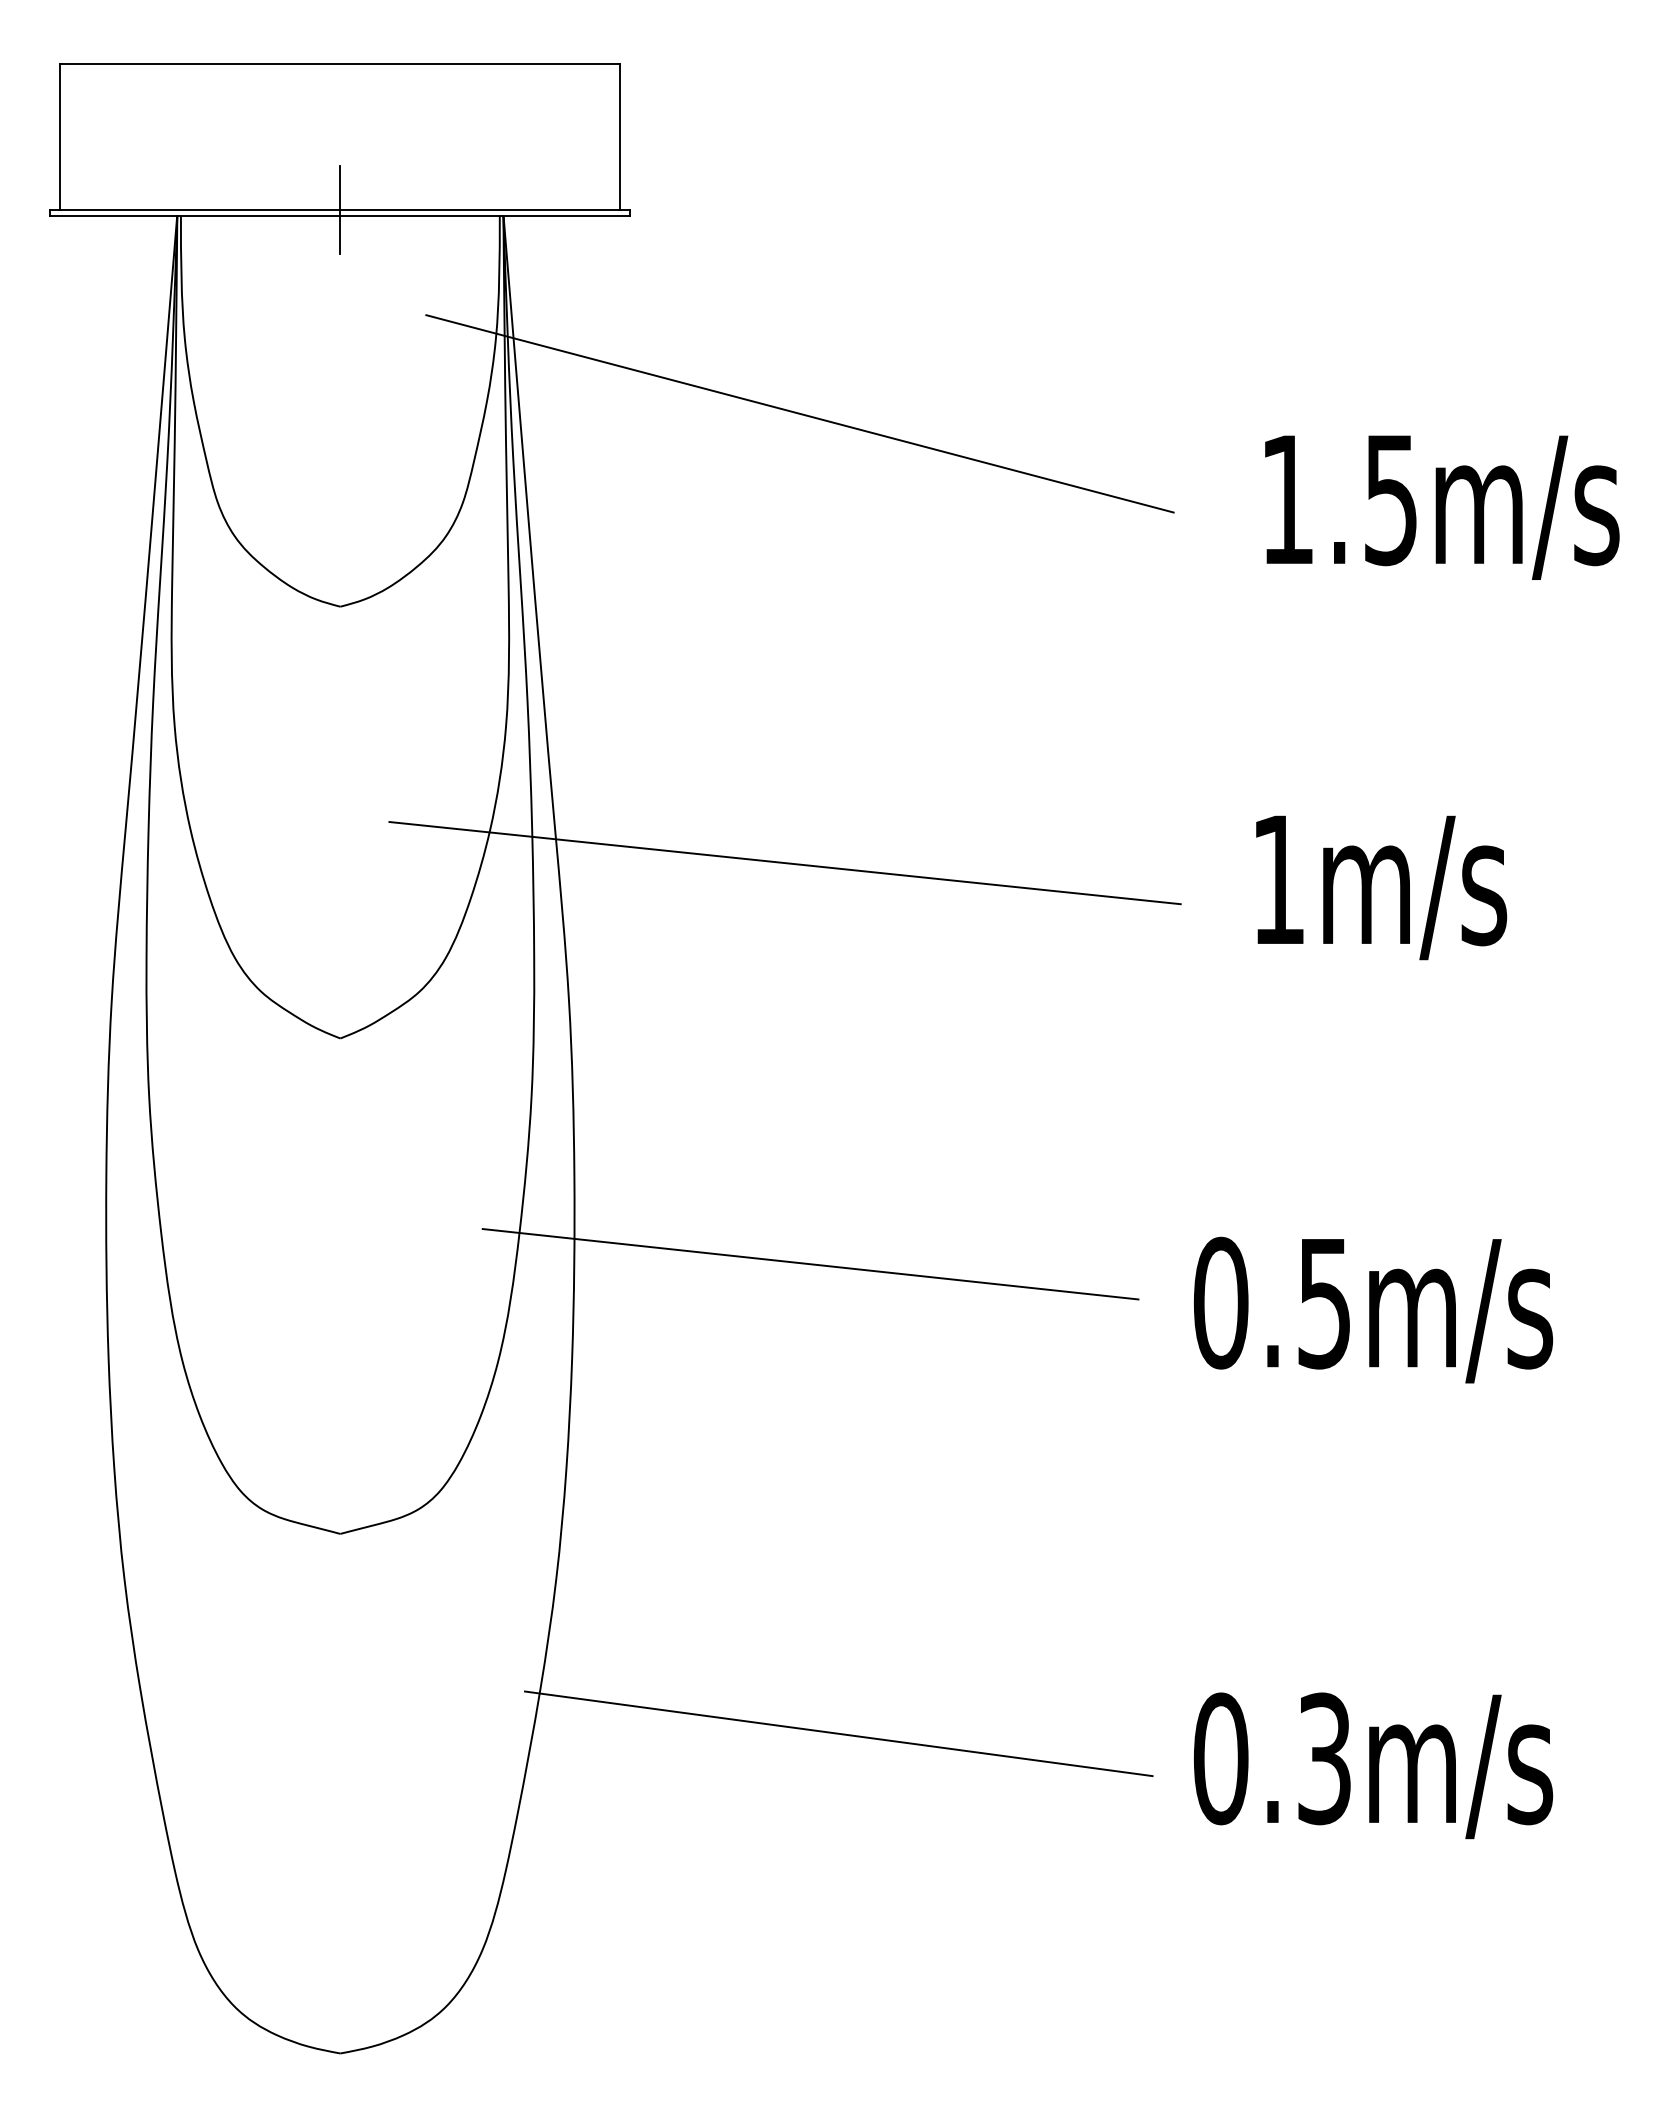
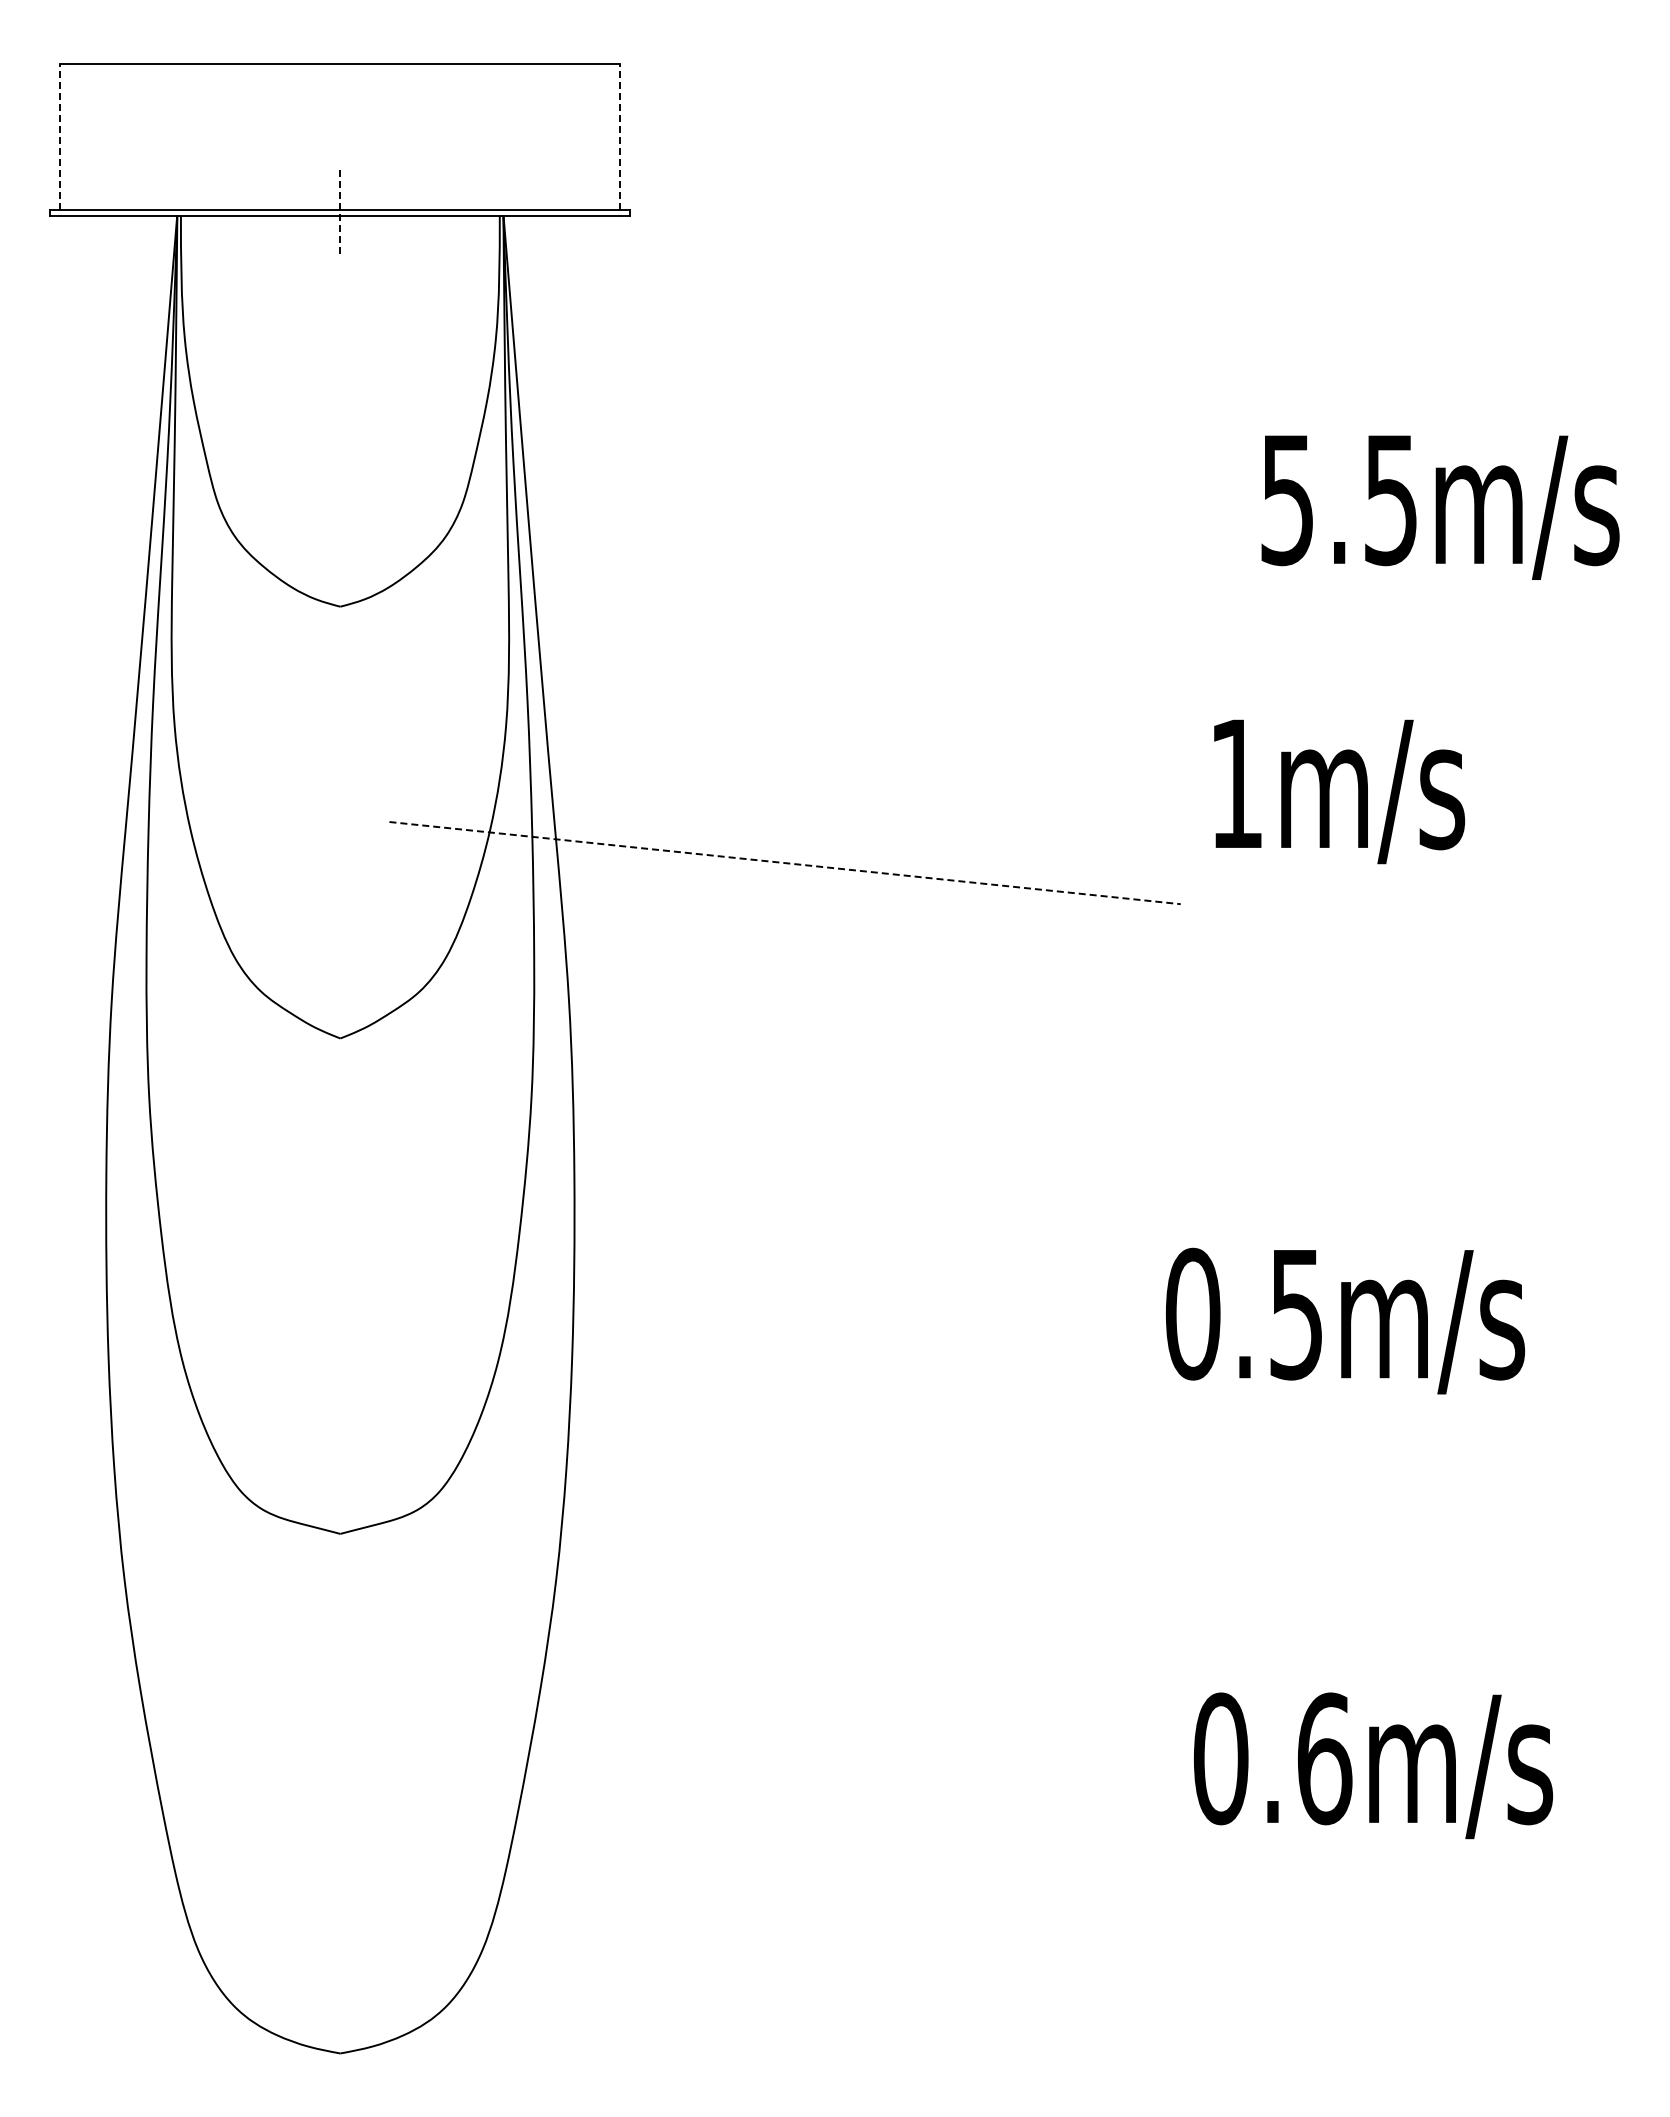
line: solid -> dashed (60, 136)
line: solid -> dashed (620, 136)
line: solid -> dashed (340, 209)
line: present -> none (799, 413)
text: 1.5m/s -> 5.5m/s (1286, 500)
line: solid -> dashed (785, 863)
text position: (1381, 887) -> (1339, 791) (1339, 791)
line: present -> none (810, 1264)
text position: (1373, 1309) -> (1345, 1320) (1345, 1320)
line: present -> none (838, 1733)
text: 0.3m/s -> 0.6m/s (1324, 1758)
